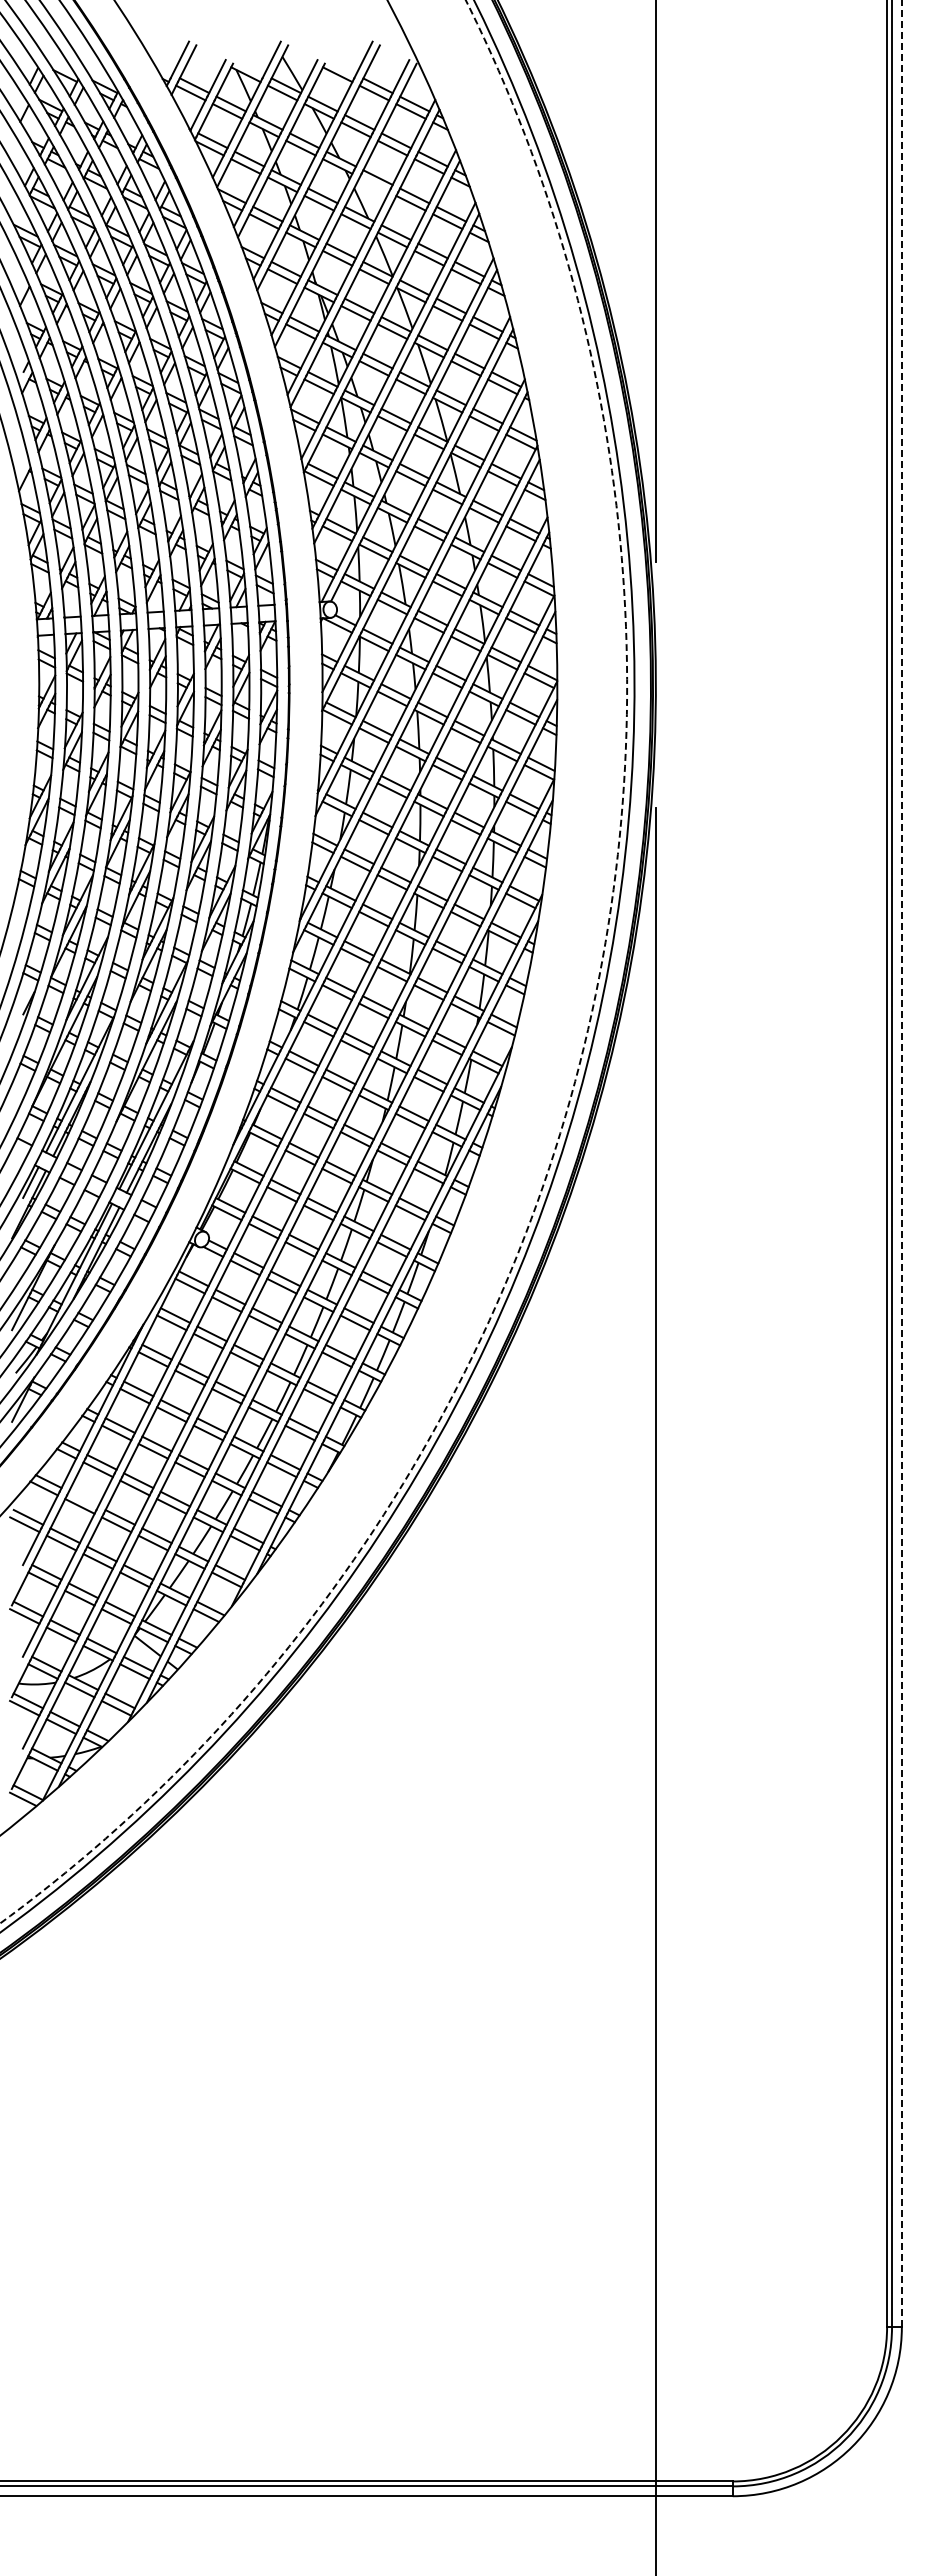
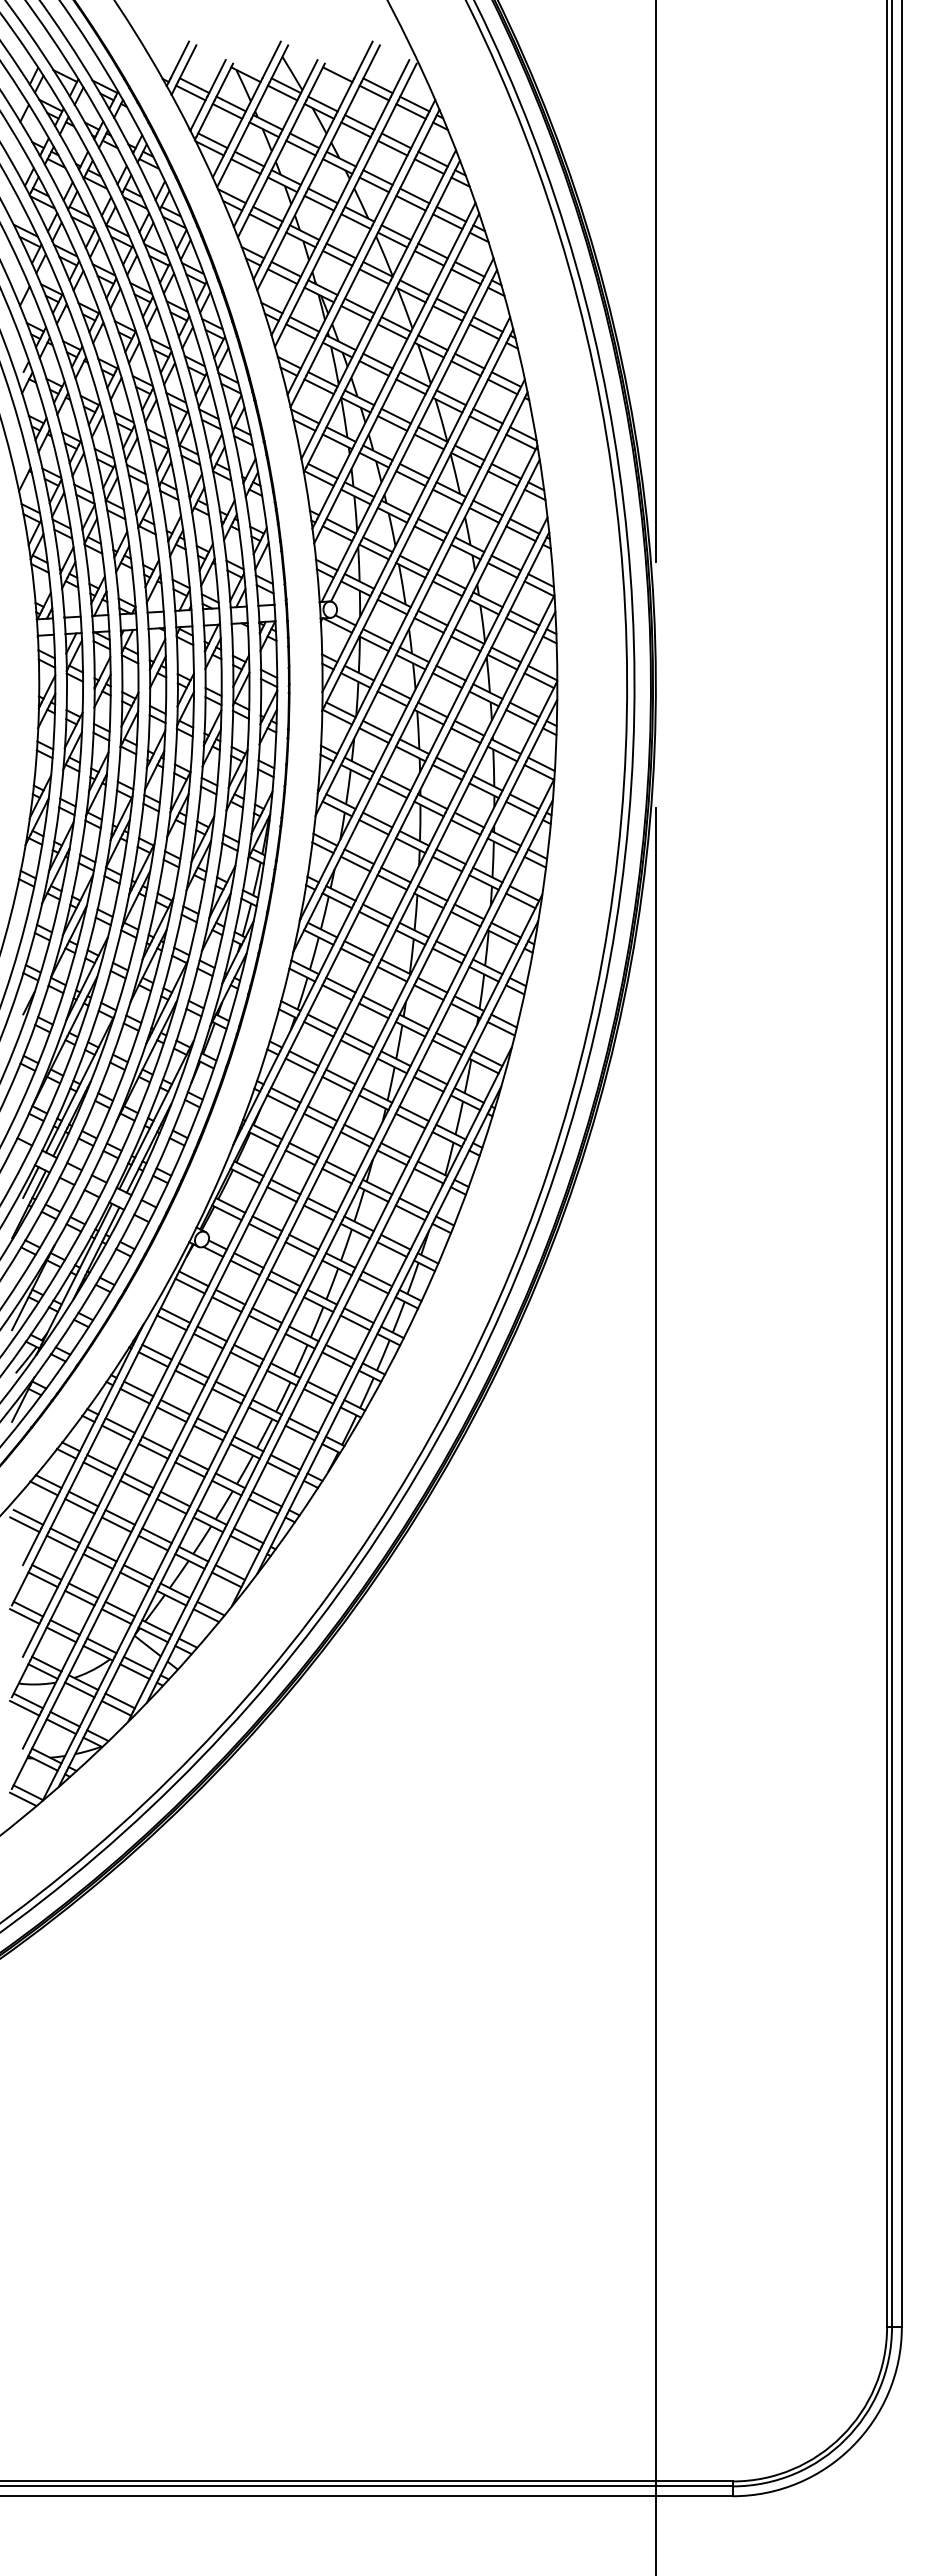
line: none -> present (374, 184)
arc: dashed -> solid (583, 1047)
line: dashed -> solid (901, 1163)
line: none -> present (83, 1498)
